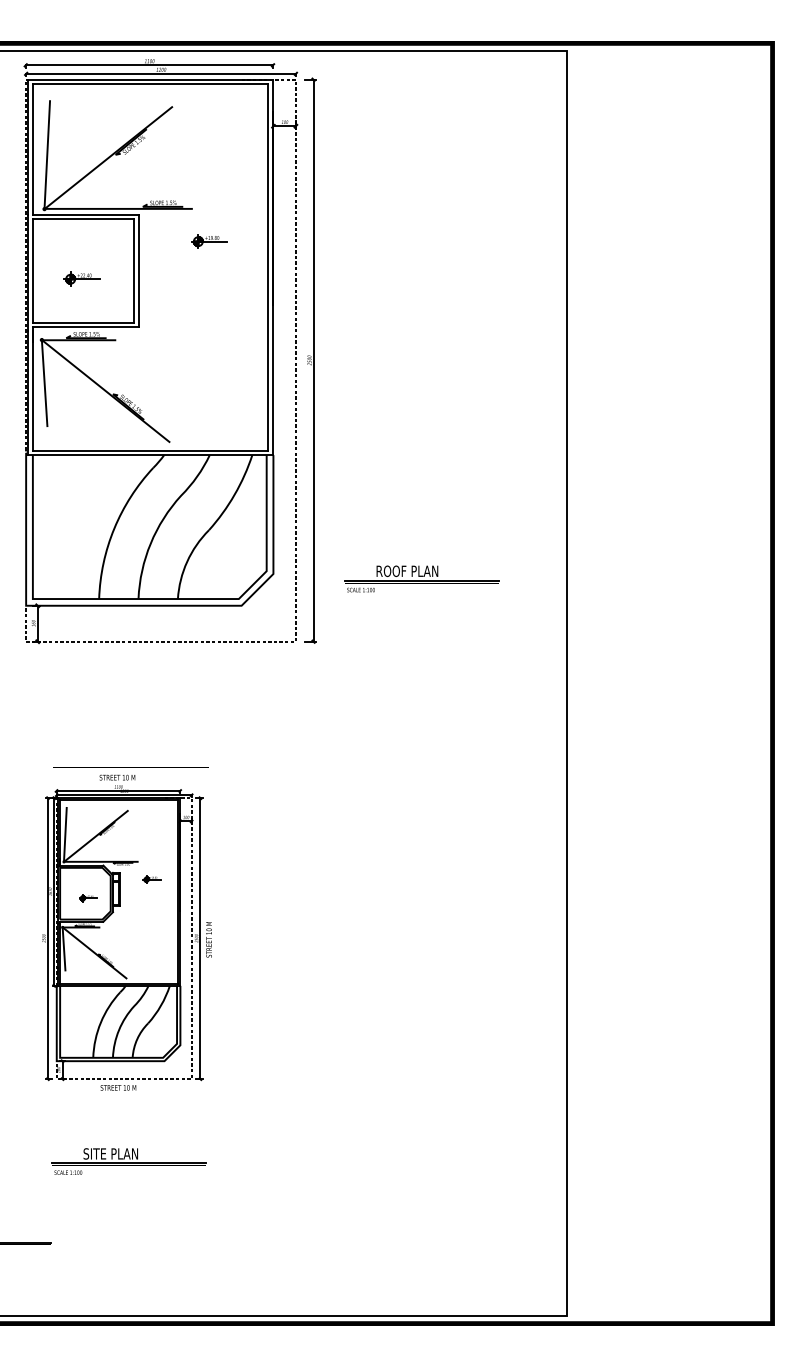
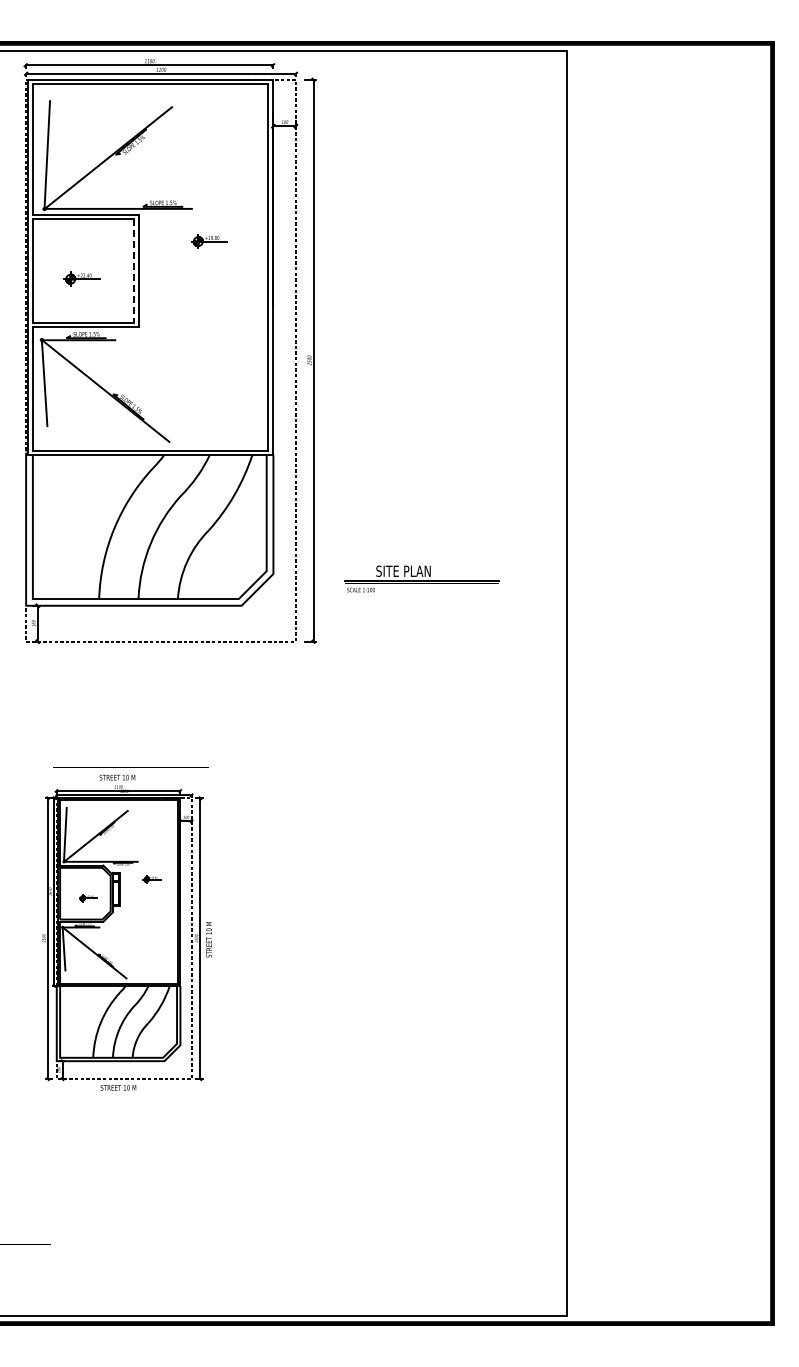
line: solid -> dashed (134, 270)
text: ROOF PLAN -> SITE PLAN (407, 571)
part: present -> none (128, 1161)
line: present -> none (26, 1242)
